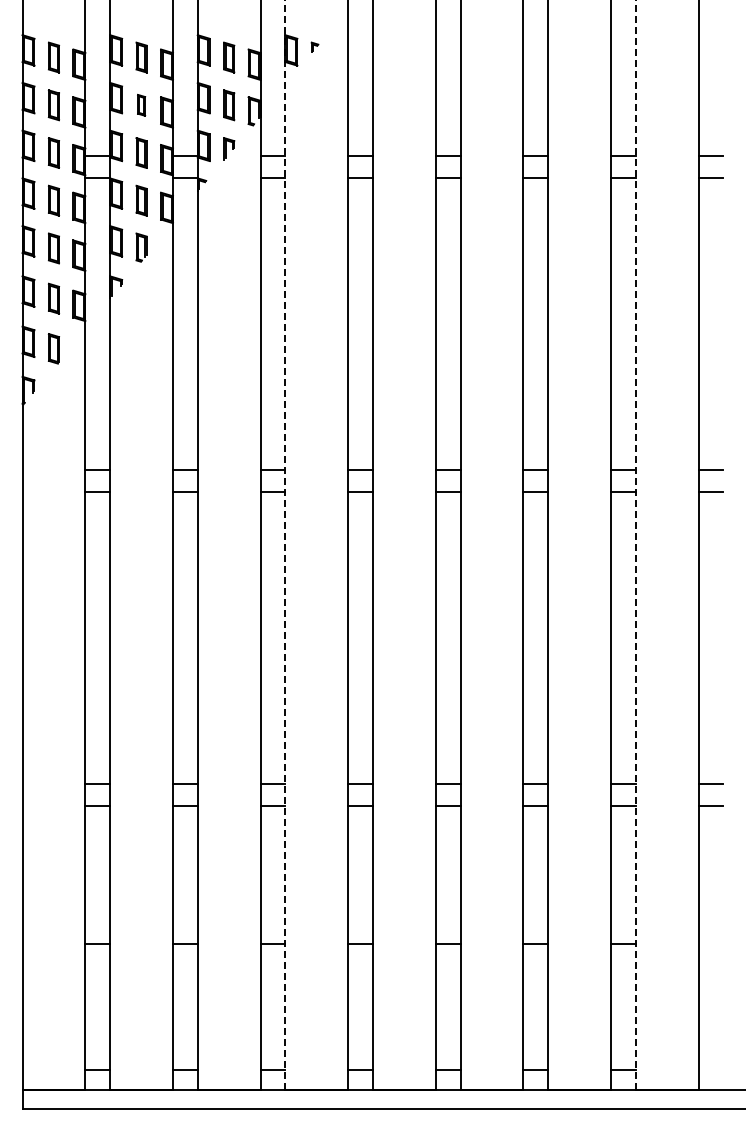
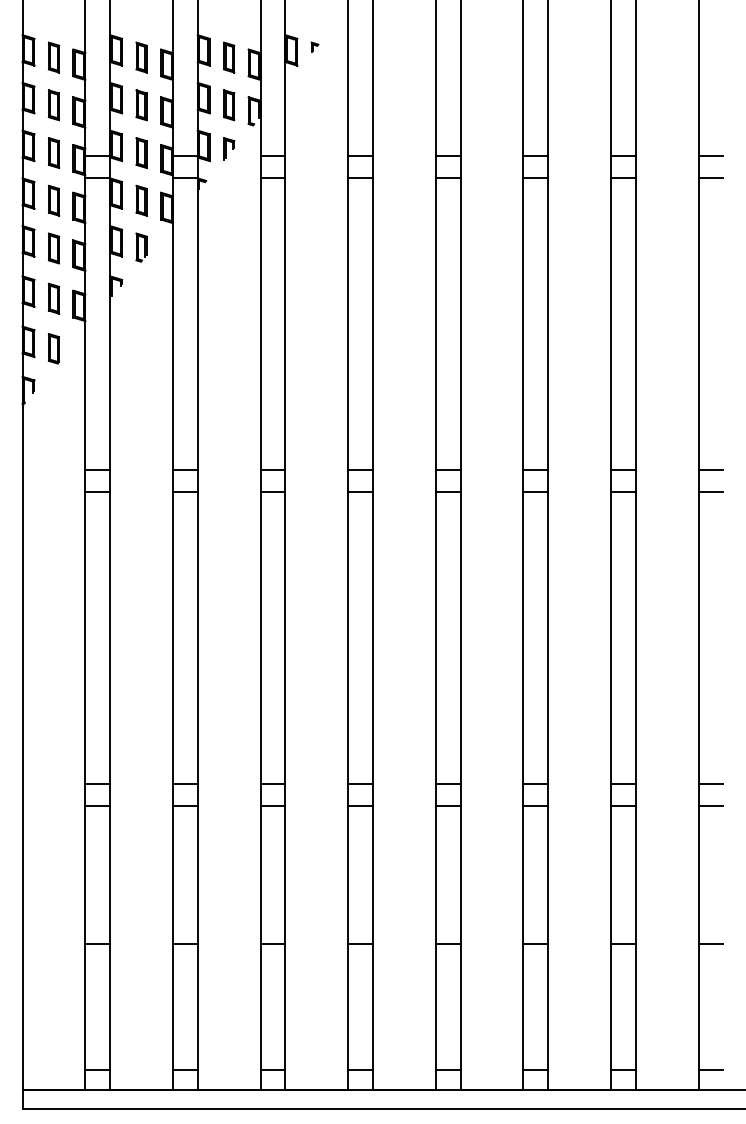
part size: 10x24 px -> 13x33 px (141, 105)
line: dashed -> solid (285, 545)
line: dashed -> solid (635, 545)
line: none -> present (710, 944)
line: none -> present (710, 1069)
